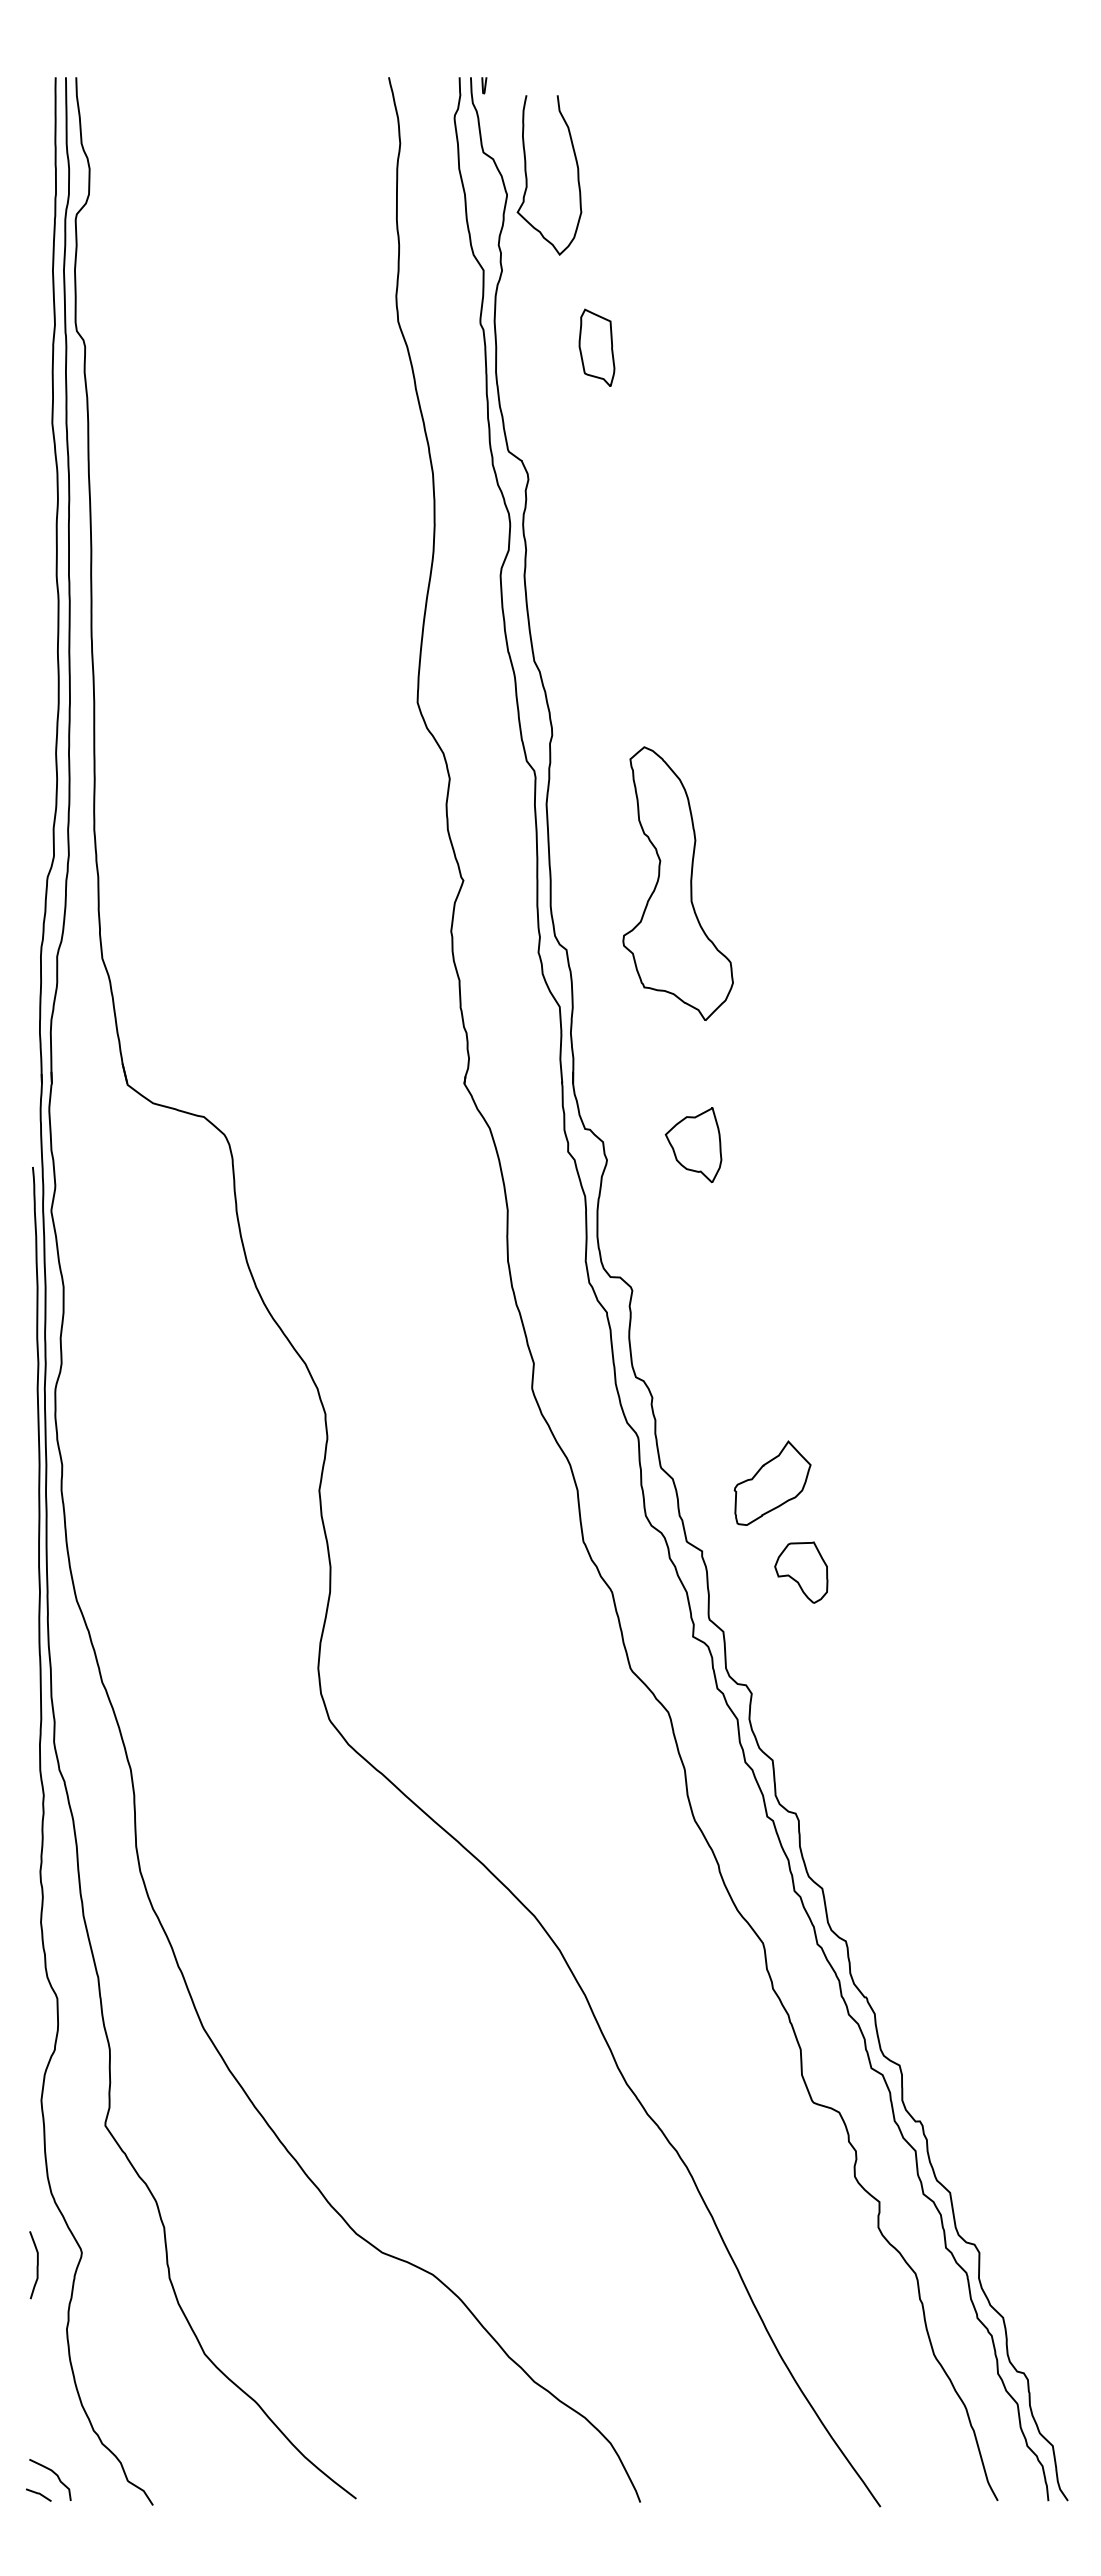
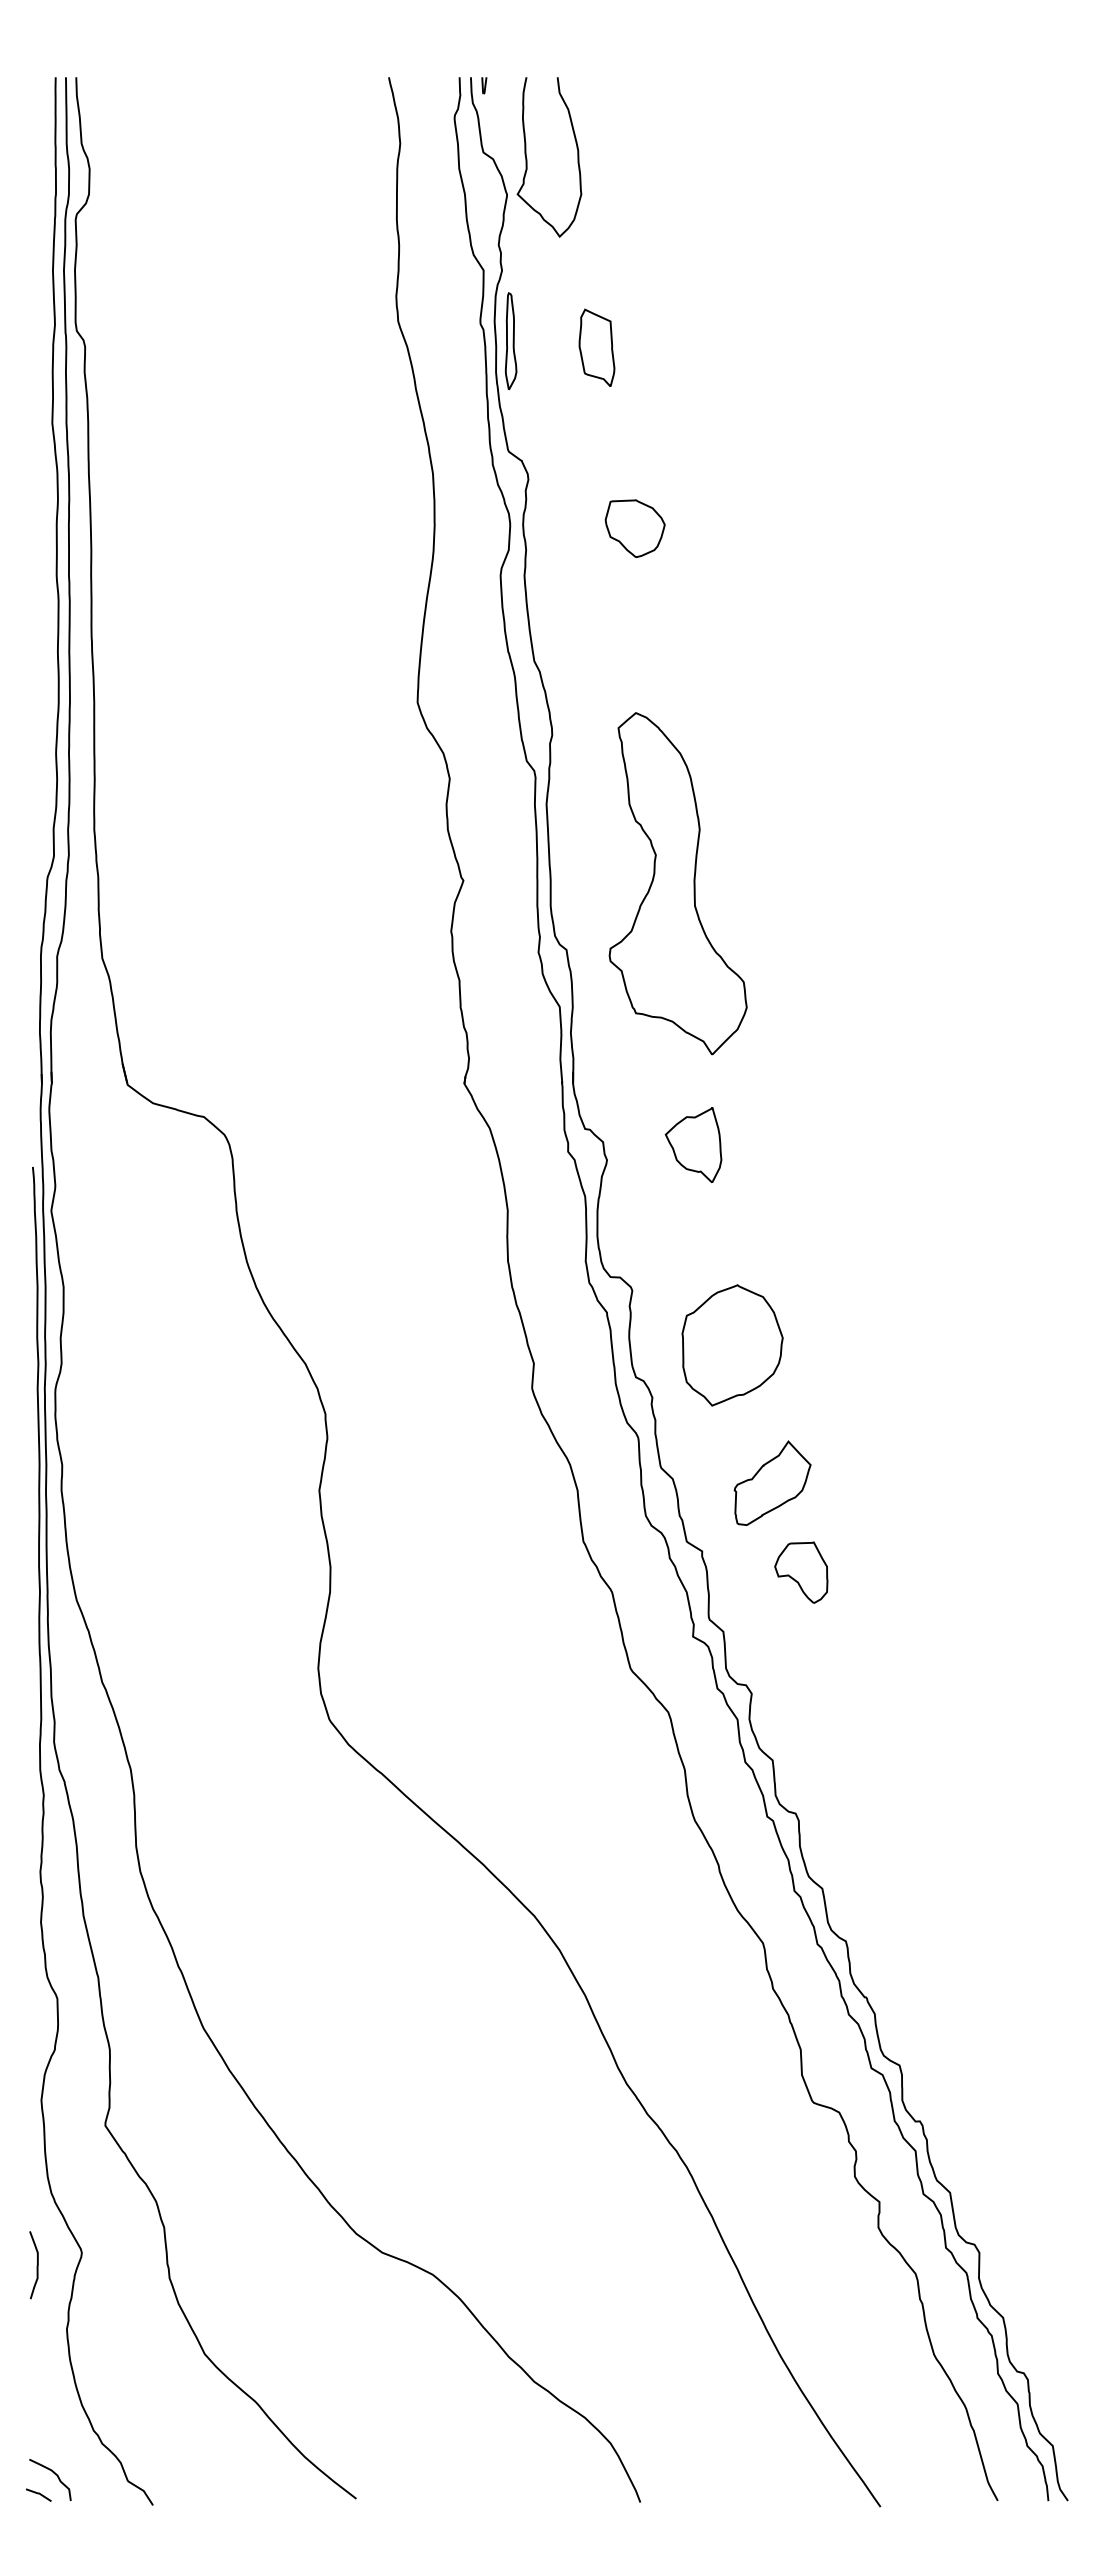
curve position: (527, 176) -> (527, 158) (527, 158)
part: none -> present (511, 341)
part: none -> present (634, 528)
part size: 112x275 px -> 140x344 px (677, 883)
part: none -> present (732, 1345)
